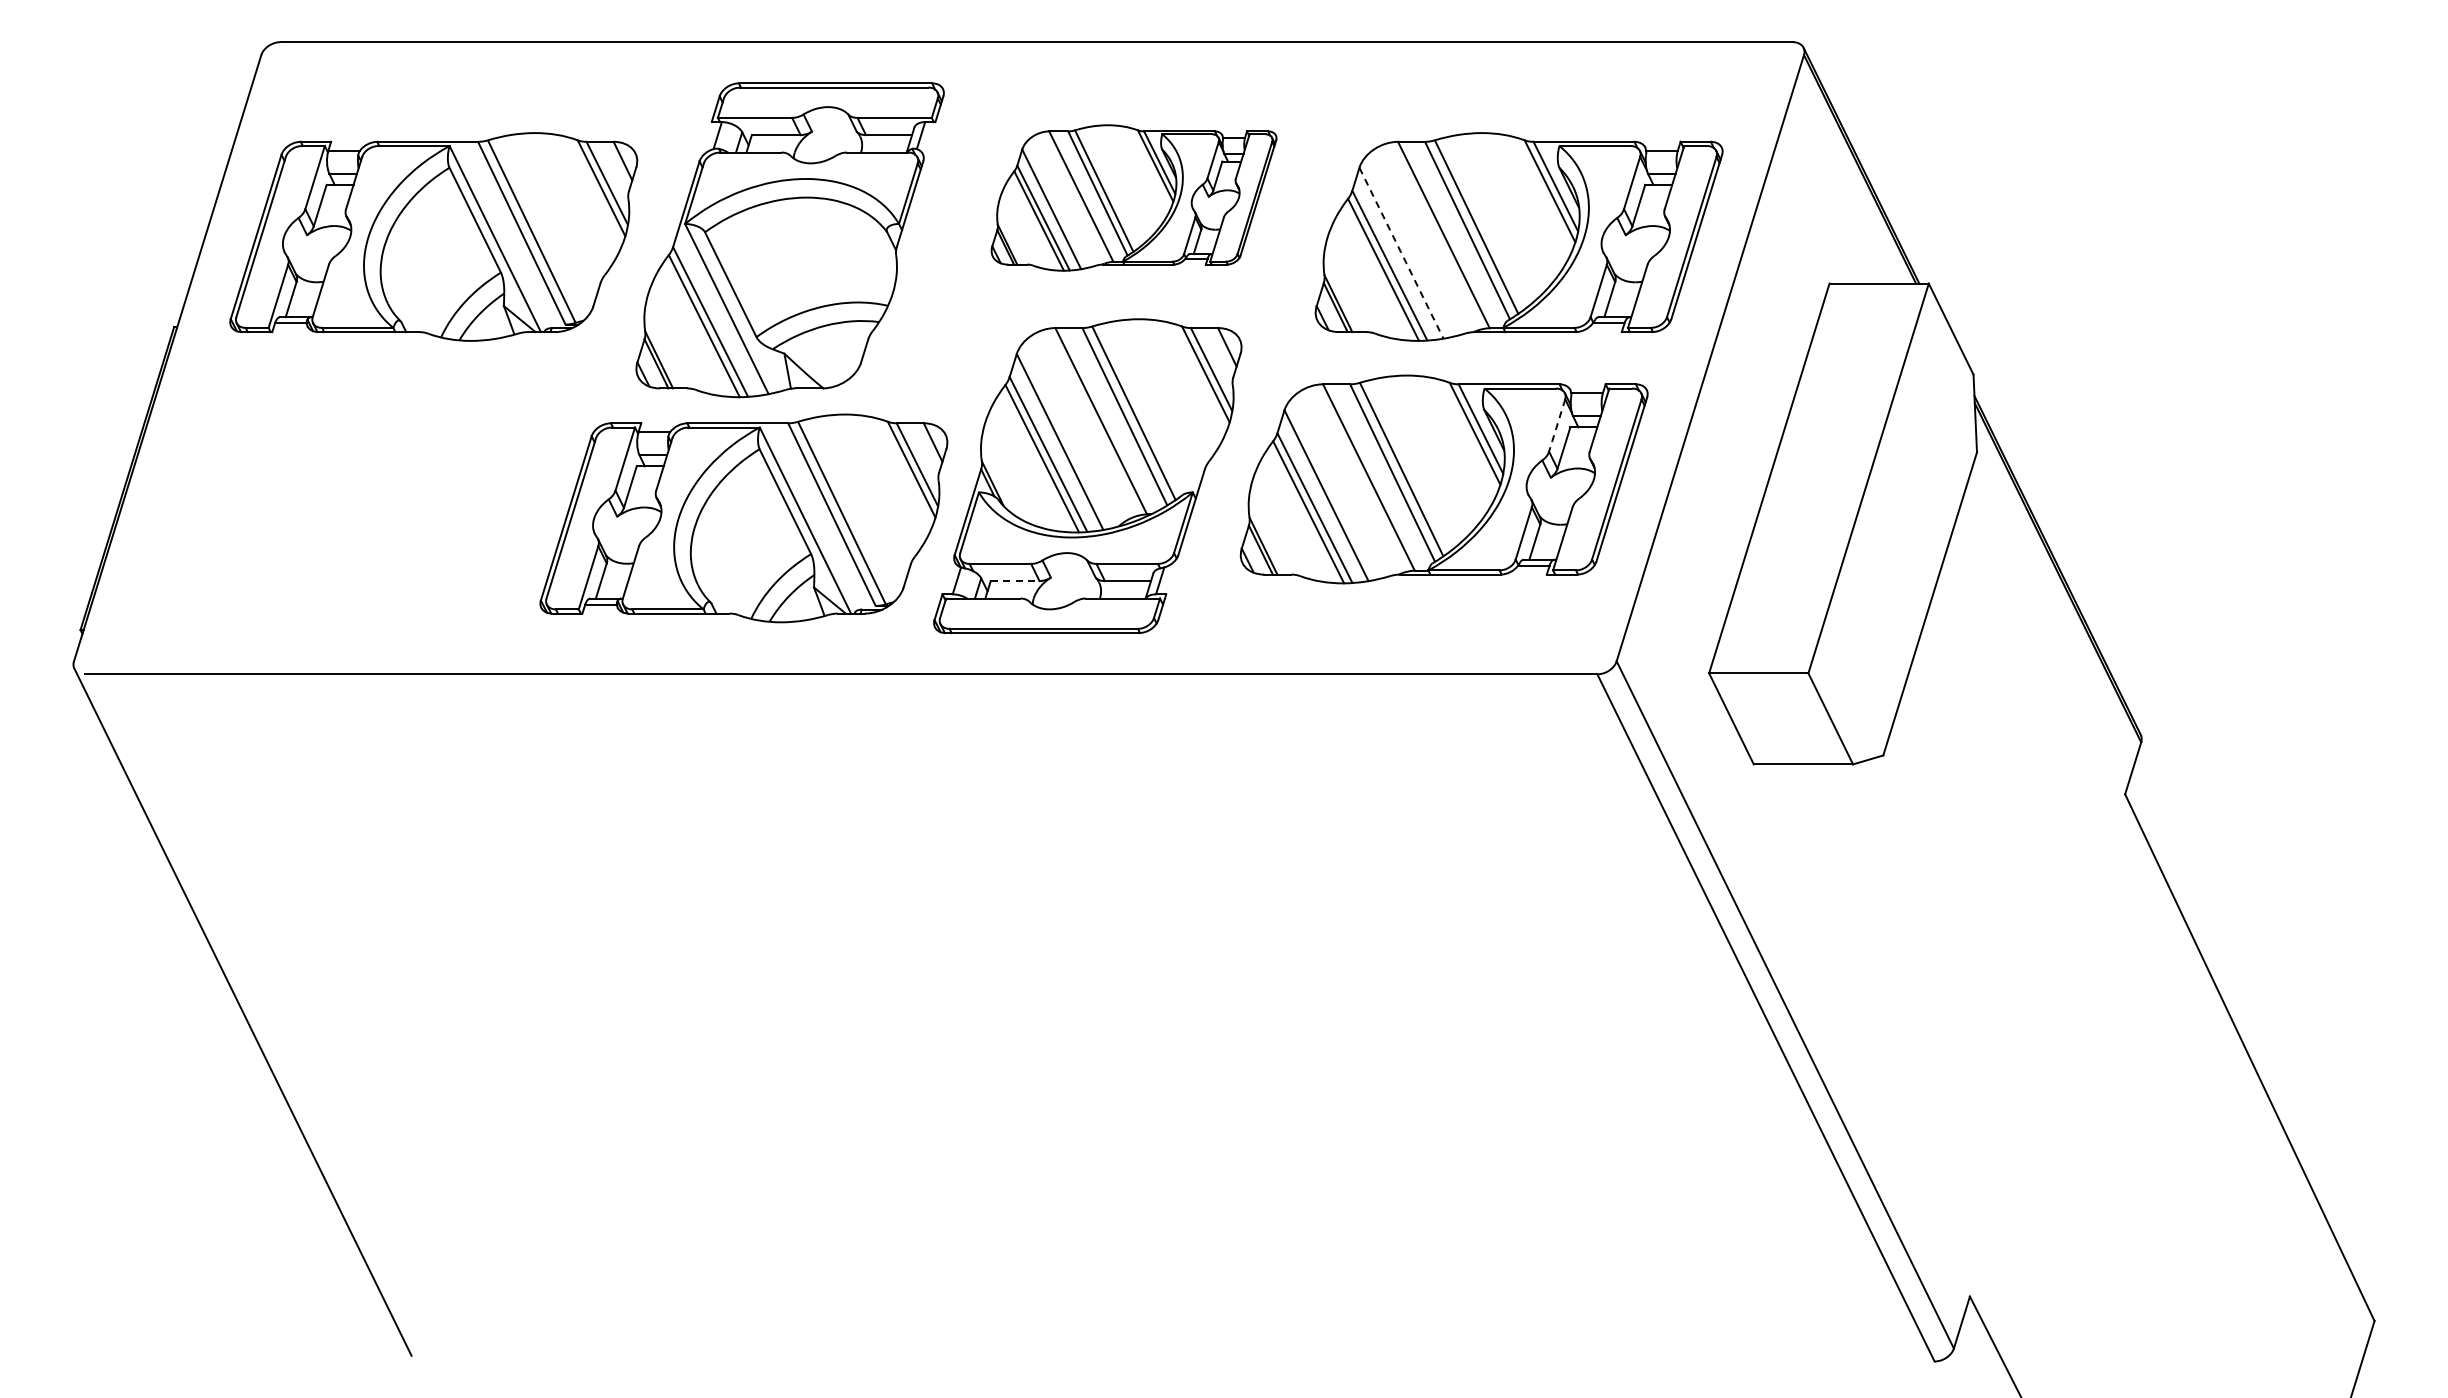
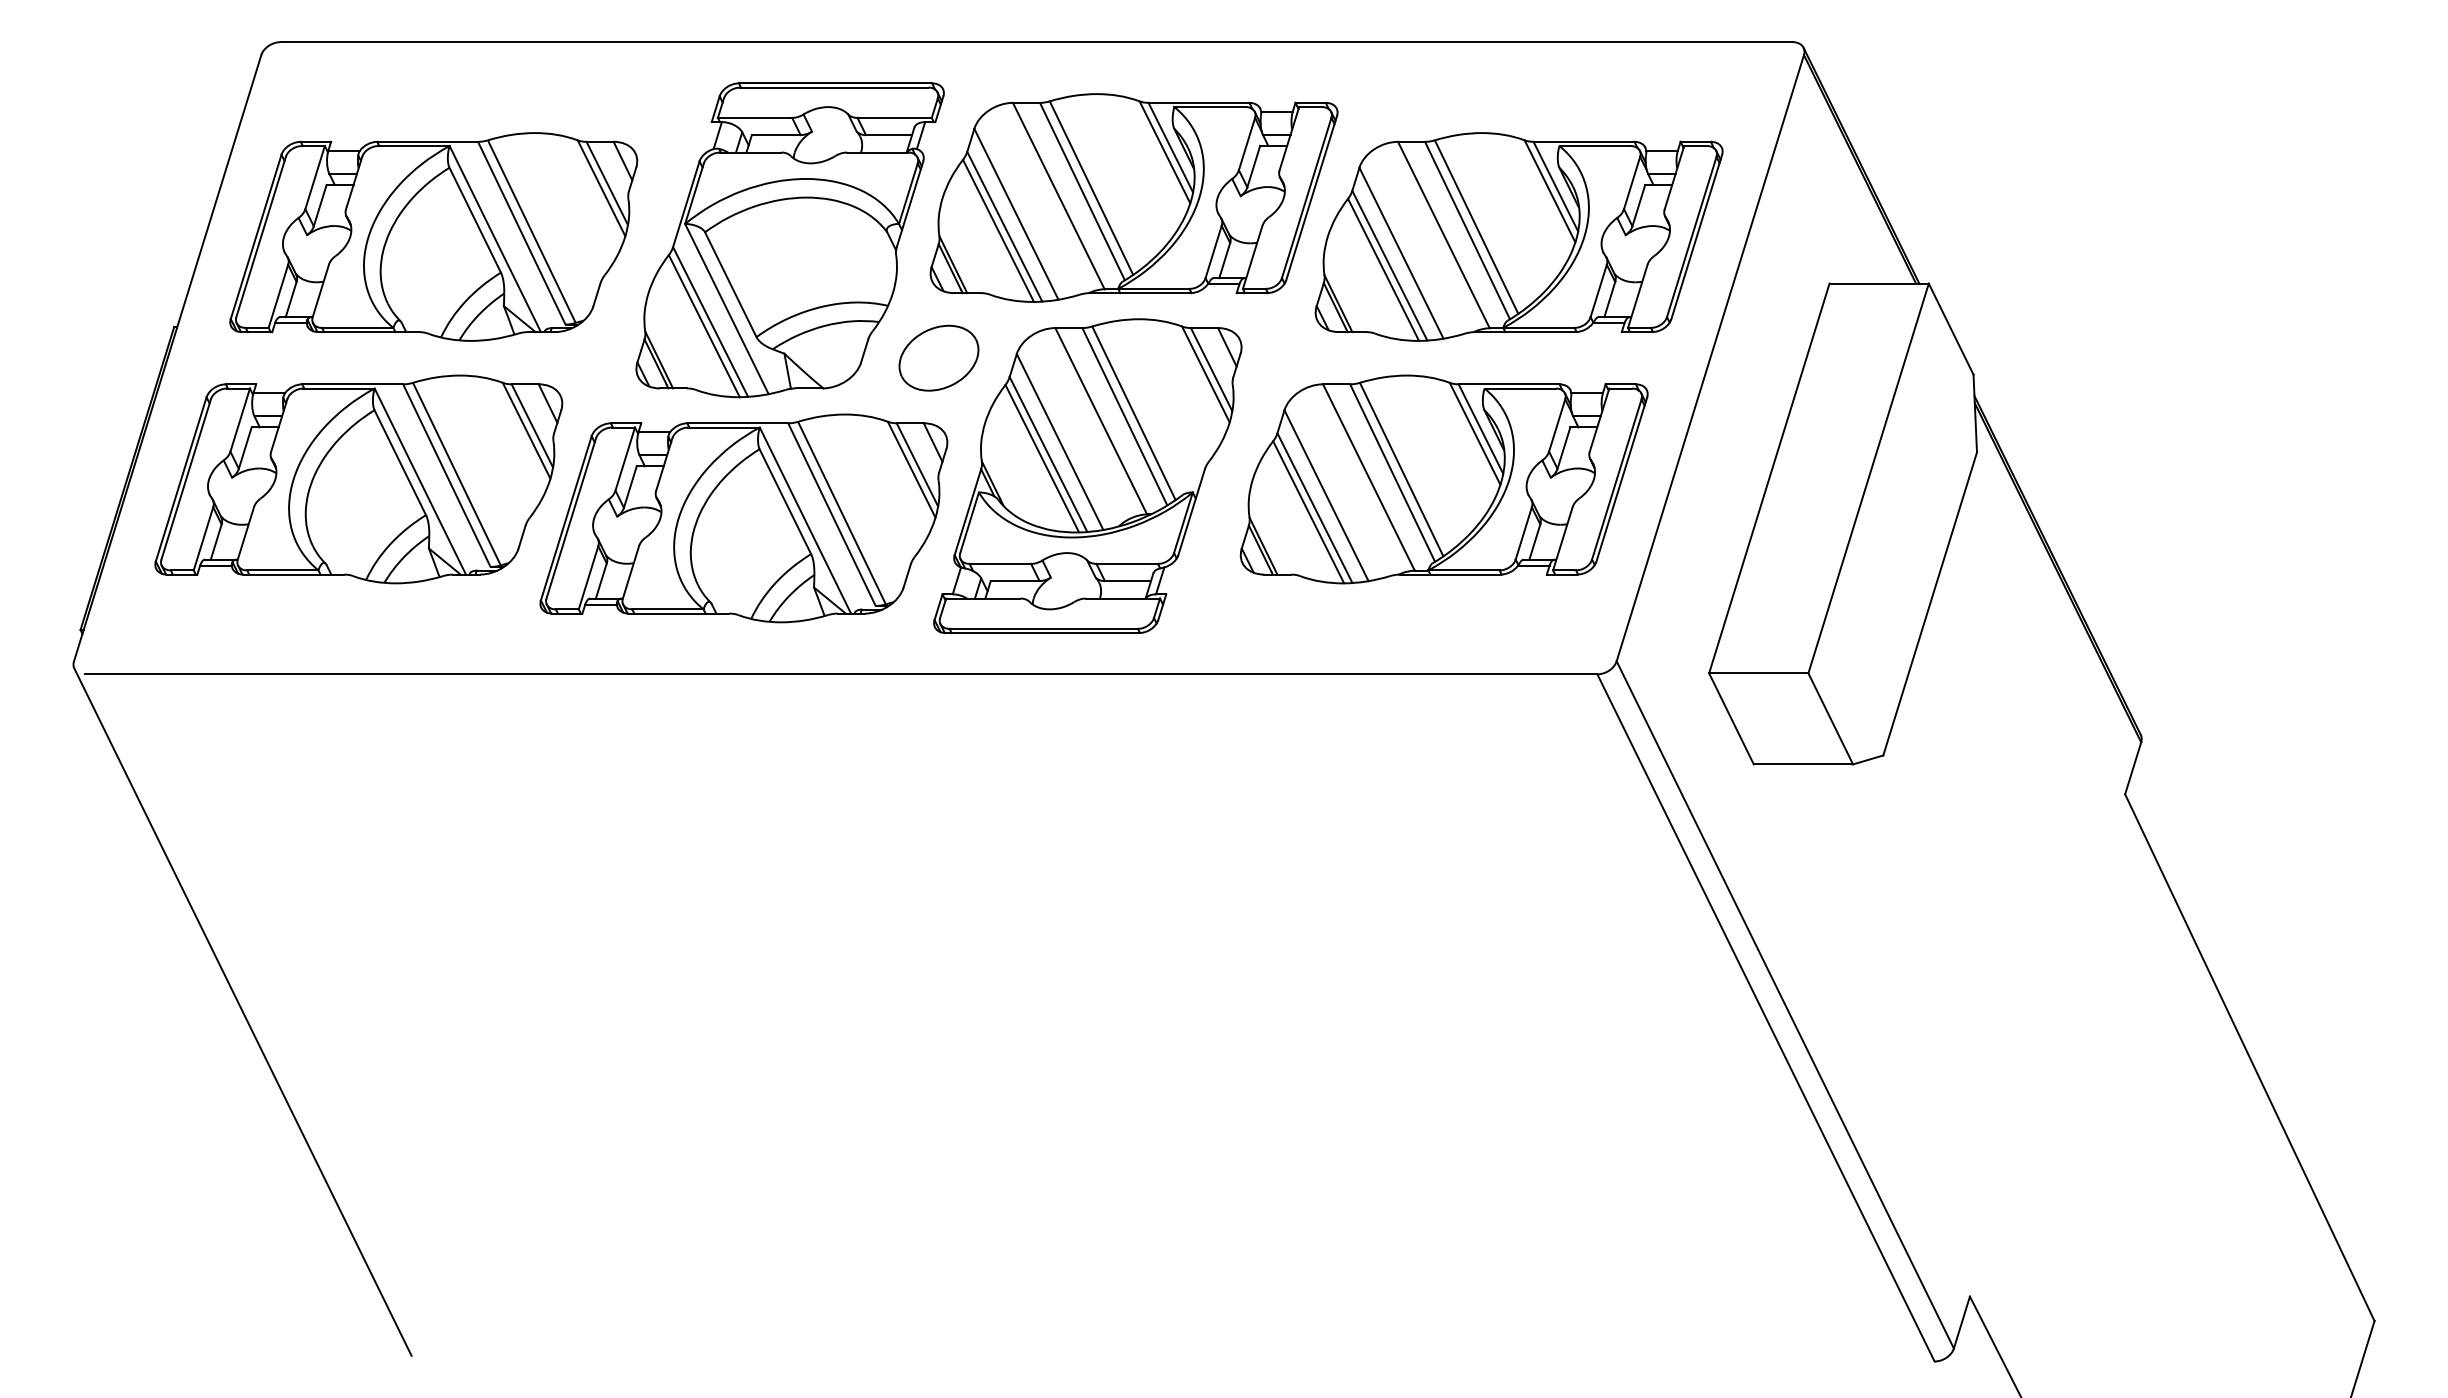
part size: 288x148 px -> 410x210 px (1133, 197)
line: dashed -> solid (1401, 253)
part: none -> present (938, 357)
line: dashed -> solid (1557, 426)
part: none -> present (358, 479)
line: dashed -> solid (1015, 581)
